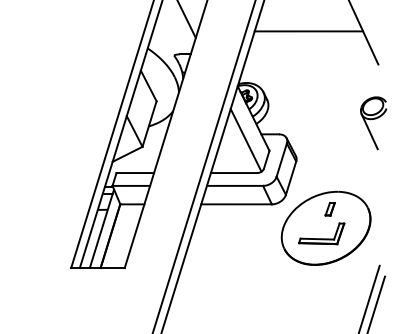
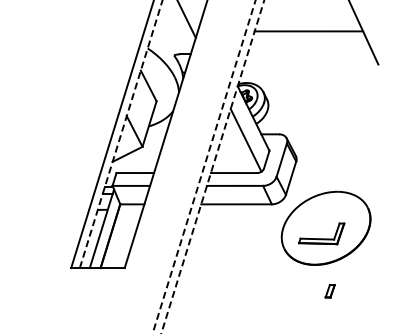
part: present -> none (373, 123)
line: solid -> dashed (121, 134)
line: solid -> dashed (212, 166)
line: solid -> dashed (203, 167)
part position: (329, 209) -> (329, 291) (329, 291)
line: present -> none (369, 297)
line: present -> none (376, 303)
